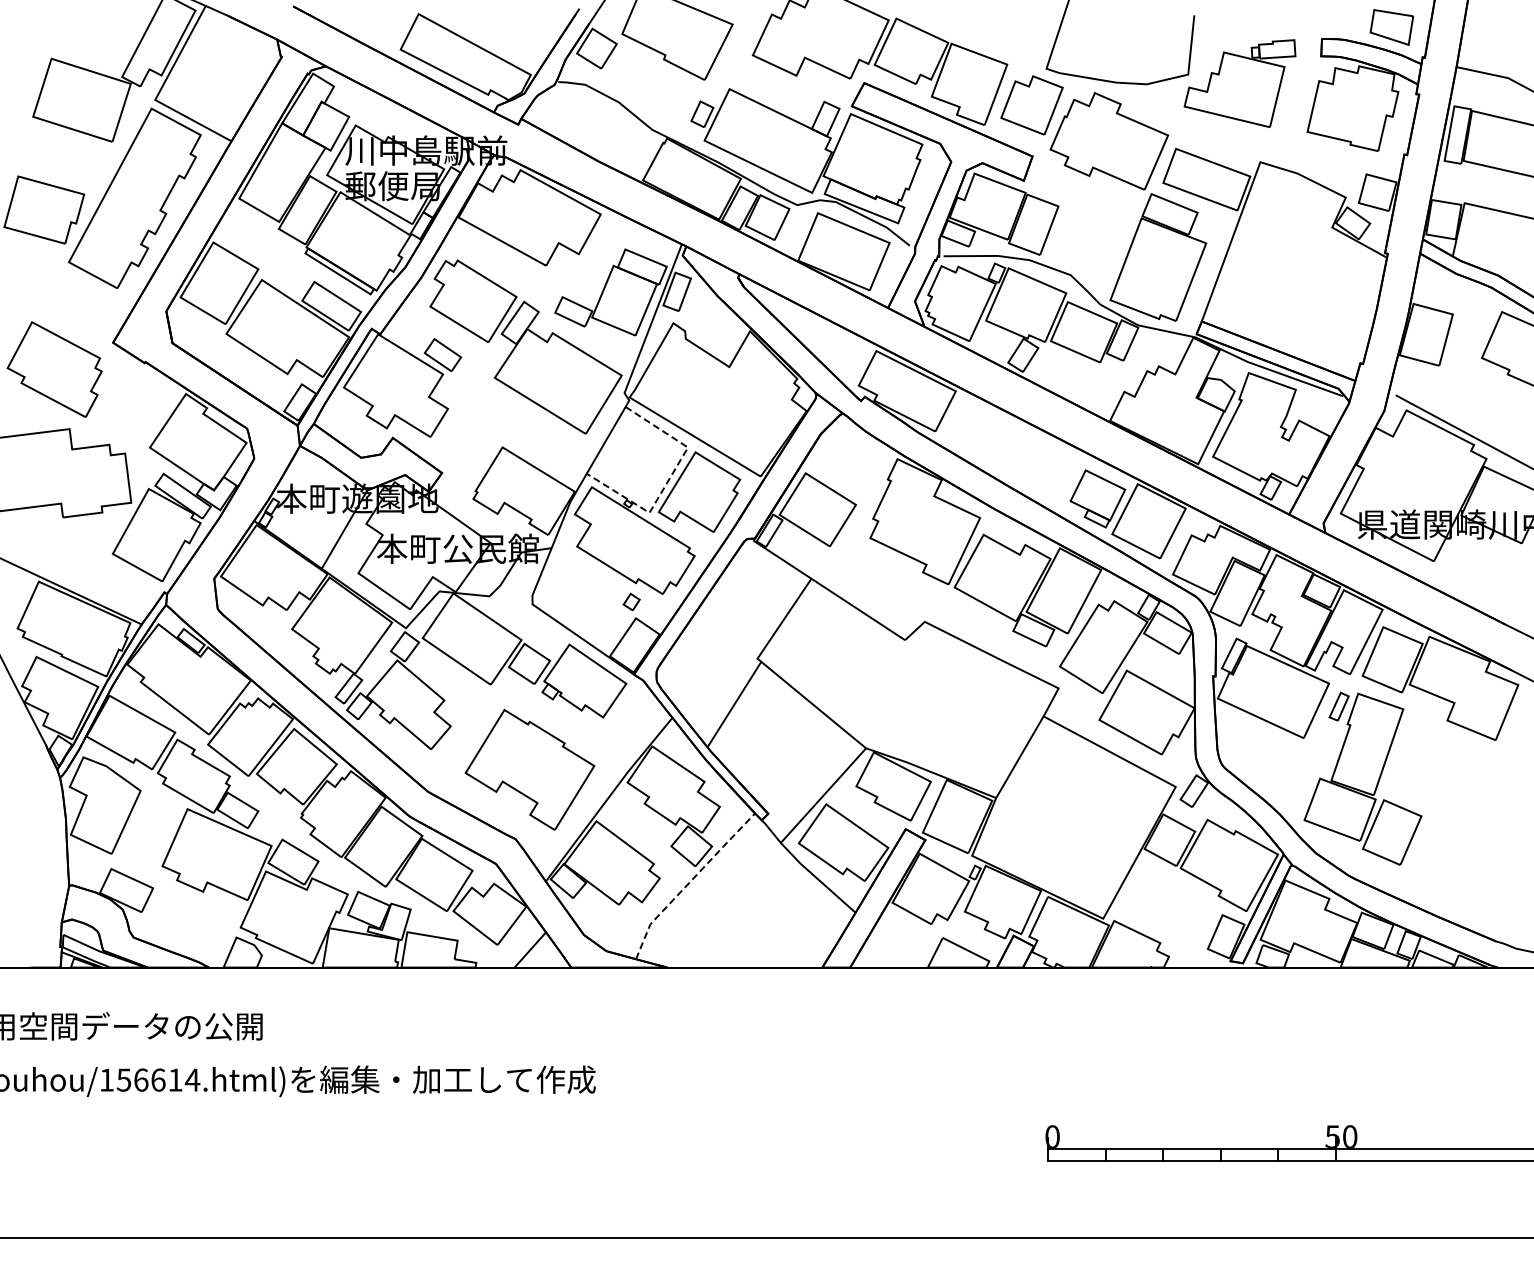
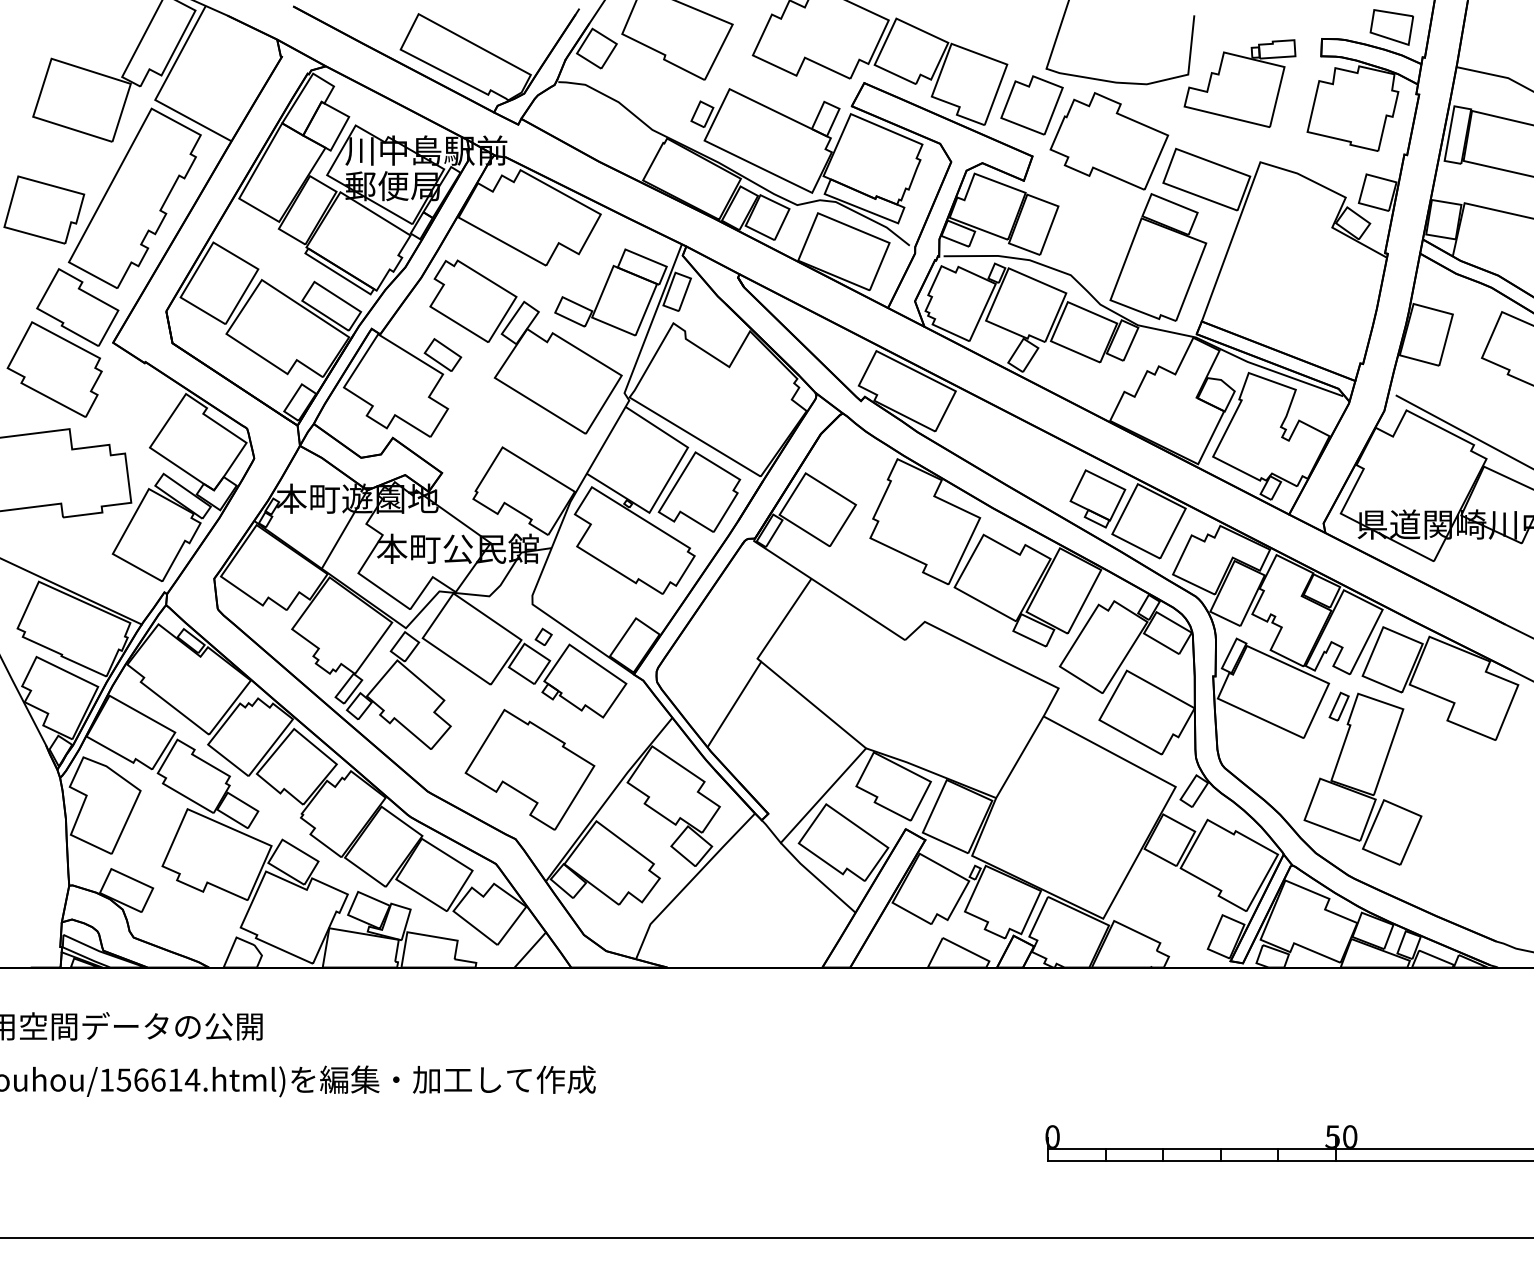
part: none -> present (77, 307)
line: dashed -> solid (668, 480)
part position: (631, 601) -> (543, 636) (543, 636)
line: dashed -> solid (690, 882)
